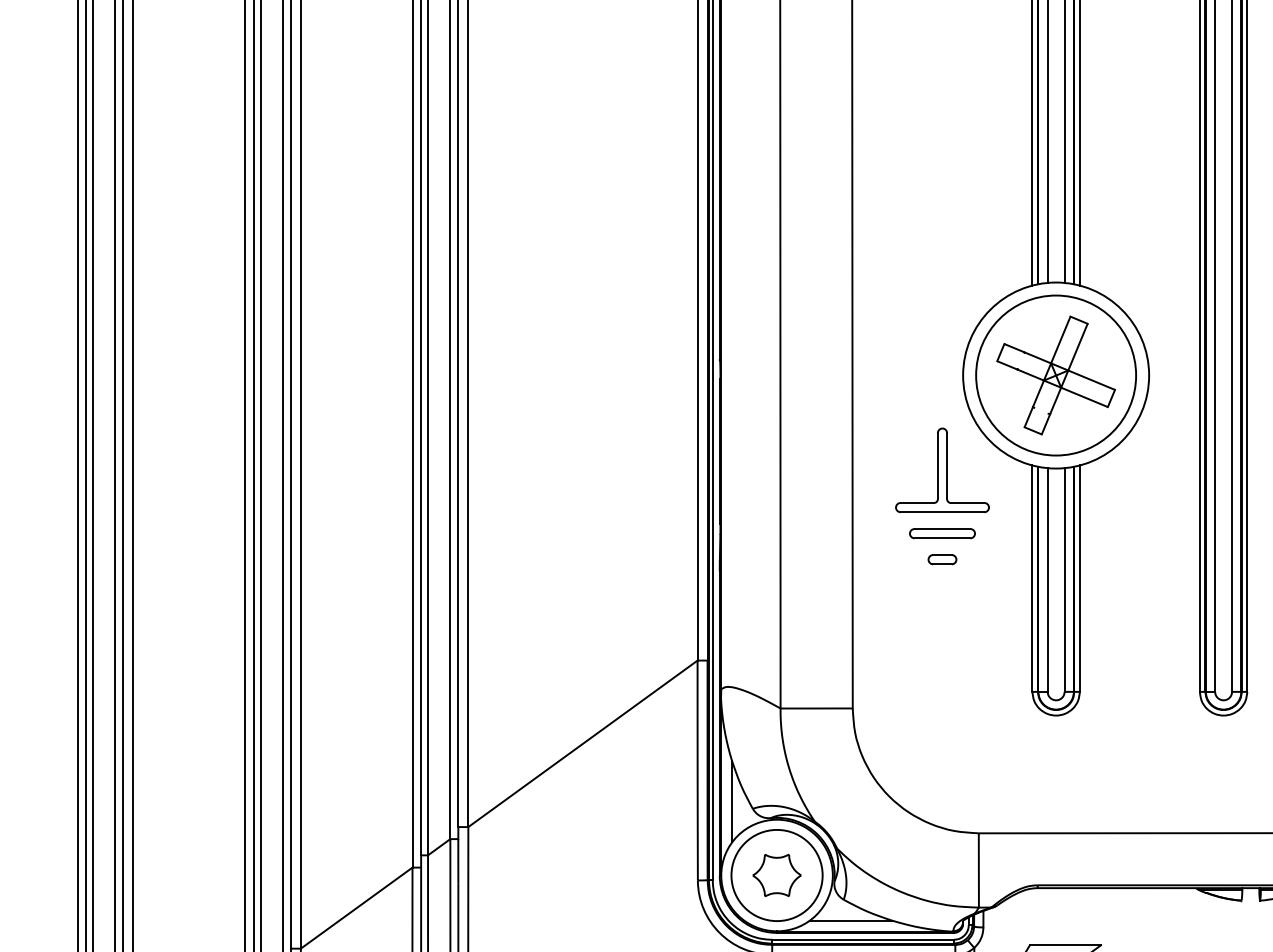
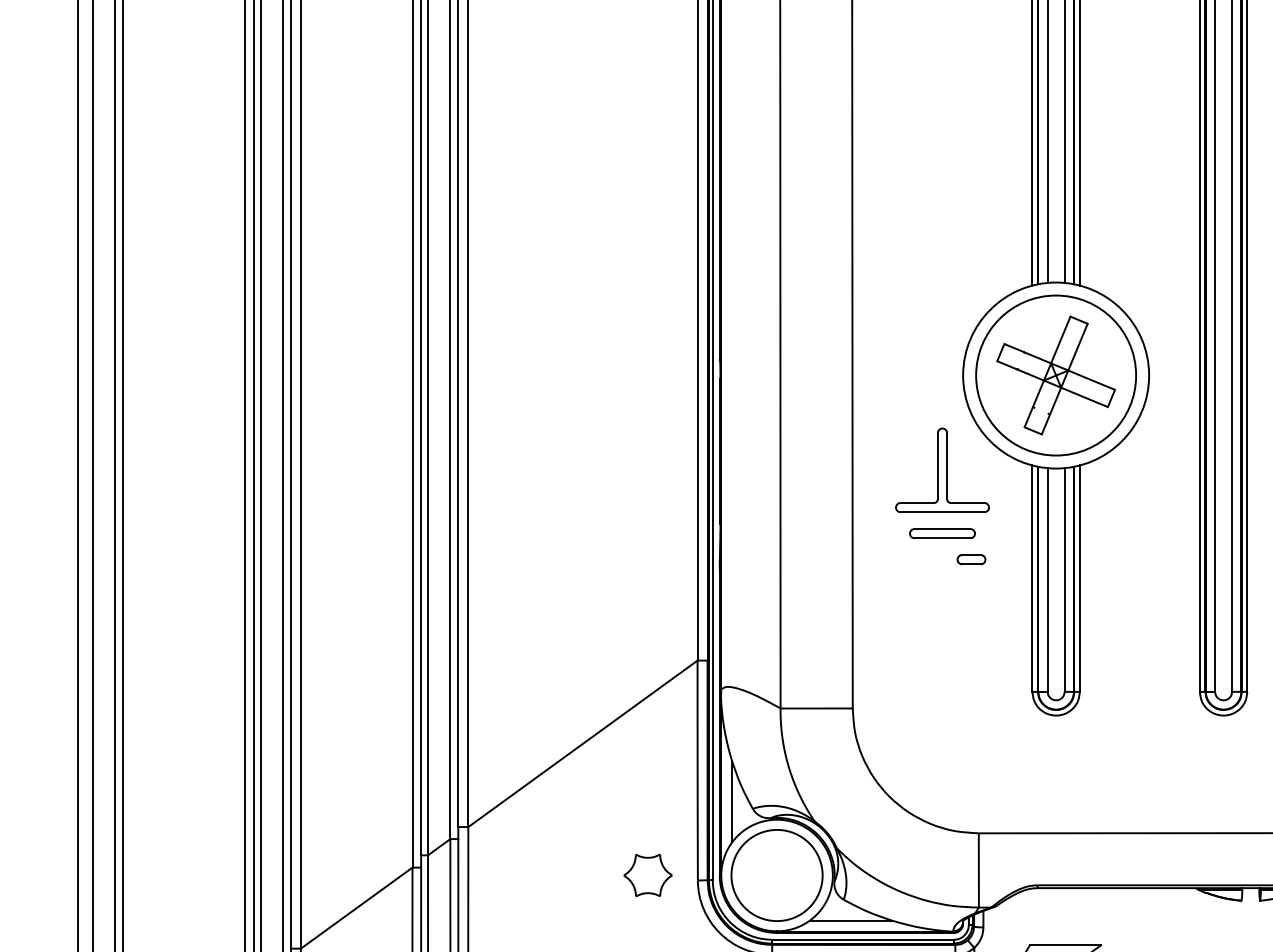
line: present -> none (86, 475)
line: present -> none (133, 475)
part position: (942, 559) -> (971, 559) (971, 559)
part position: (776, 875) -> (647, 875) (647, 875)
